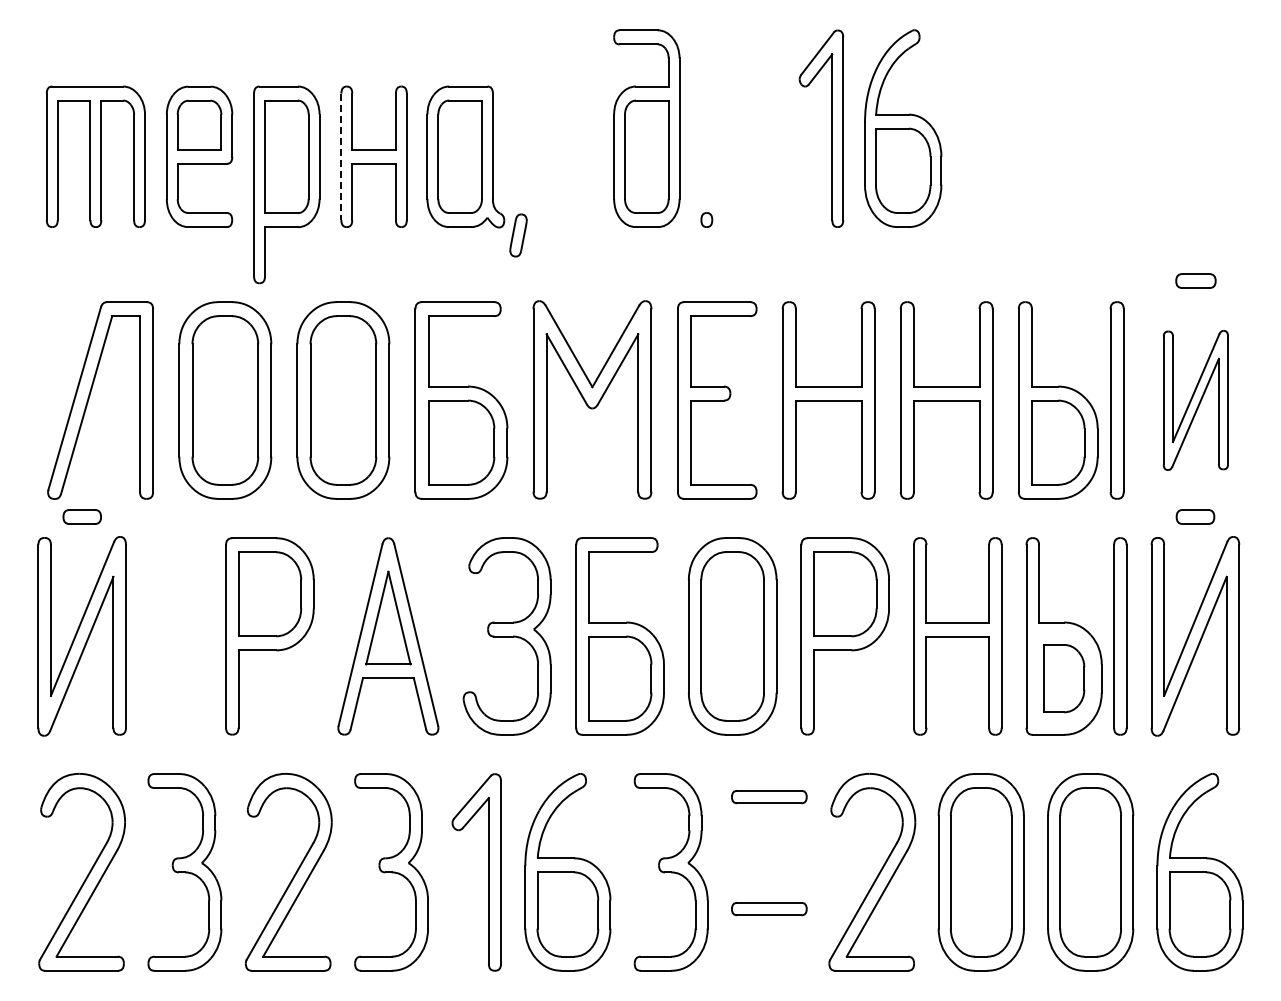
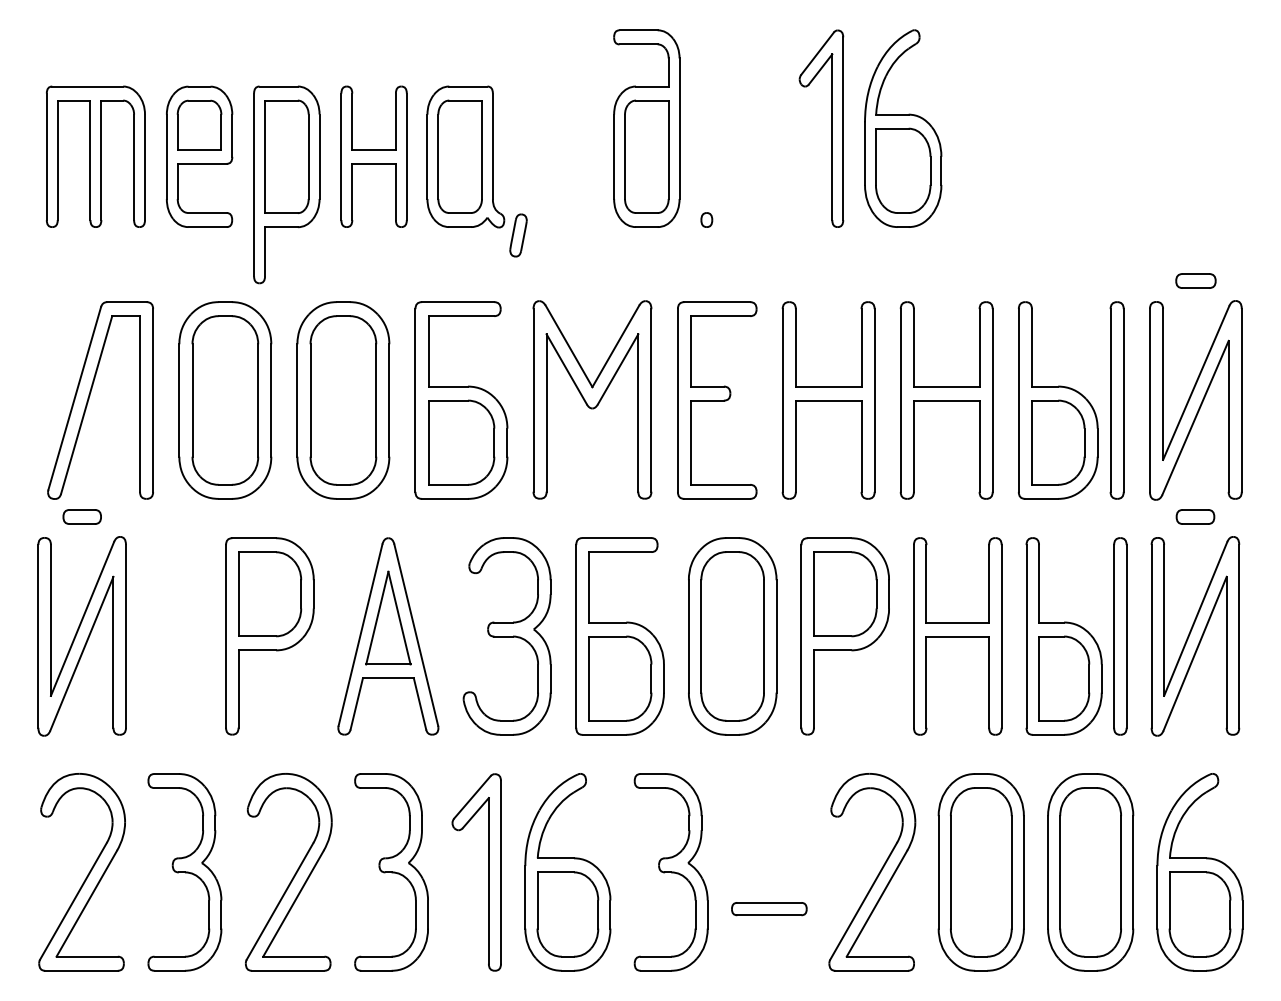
line: dashed -> solid (341, 157)
part size: 67x141 px -> 94x201 px (1195, 400)
part size: 43x70 px -> 53x87 px (1064, 678)
part: present -> none (769, 797)
